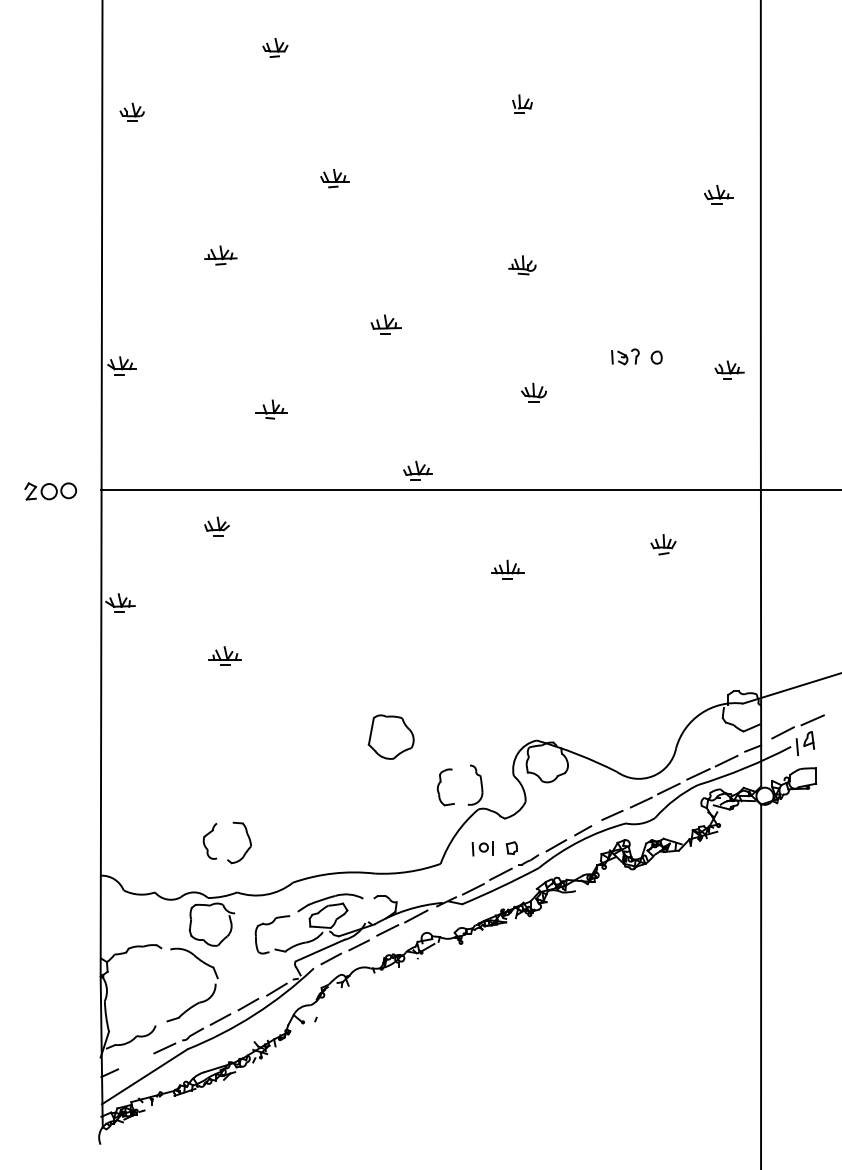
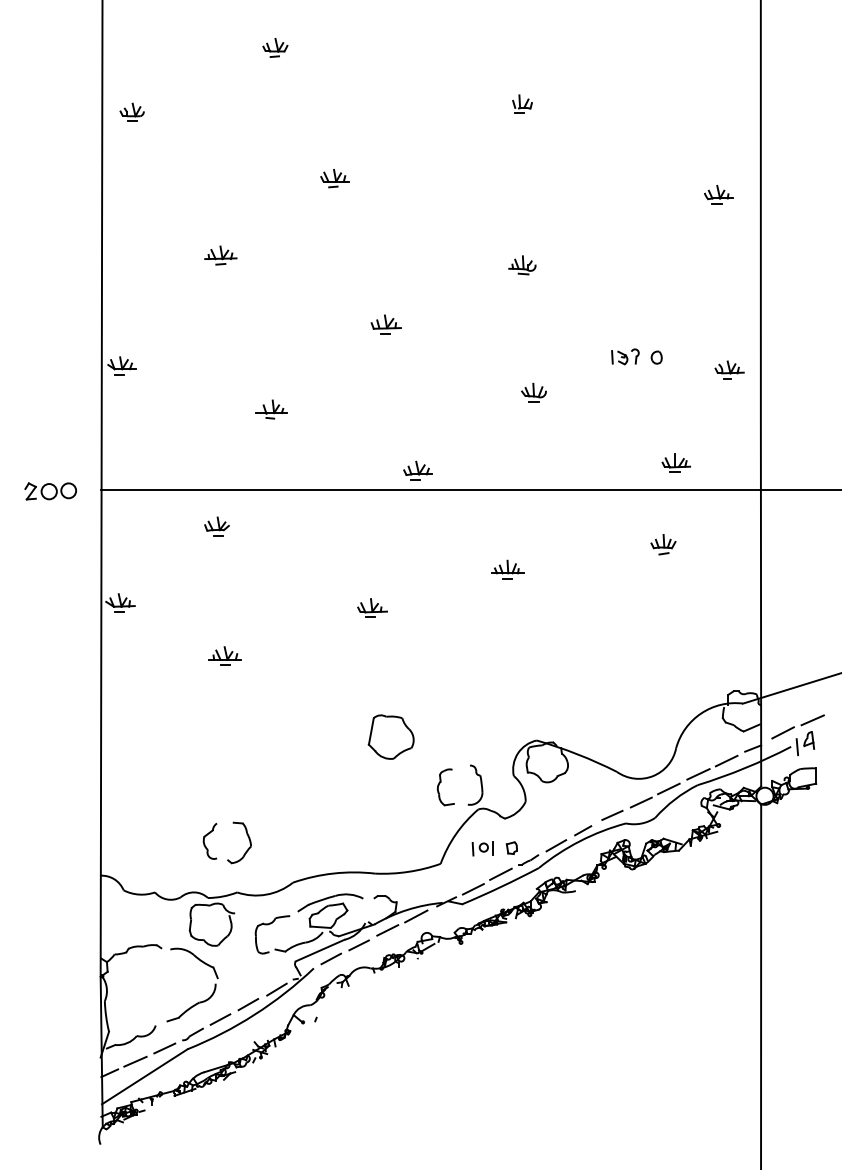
part: none -> present (675, 462)
part: none -> present (372, 607)
line: none -> present (135, 1061)
